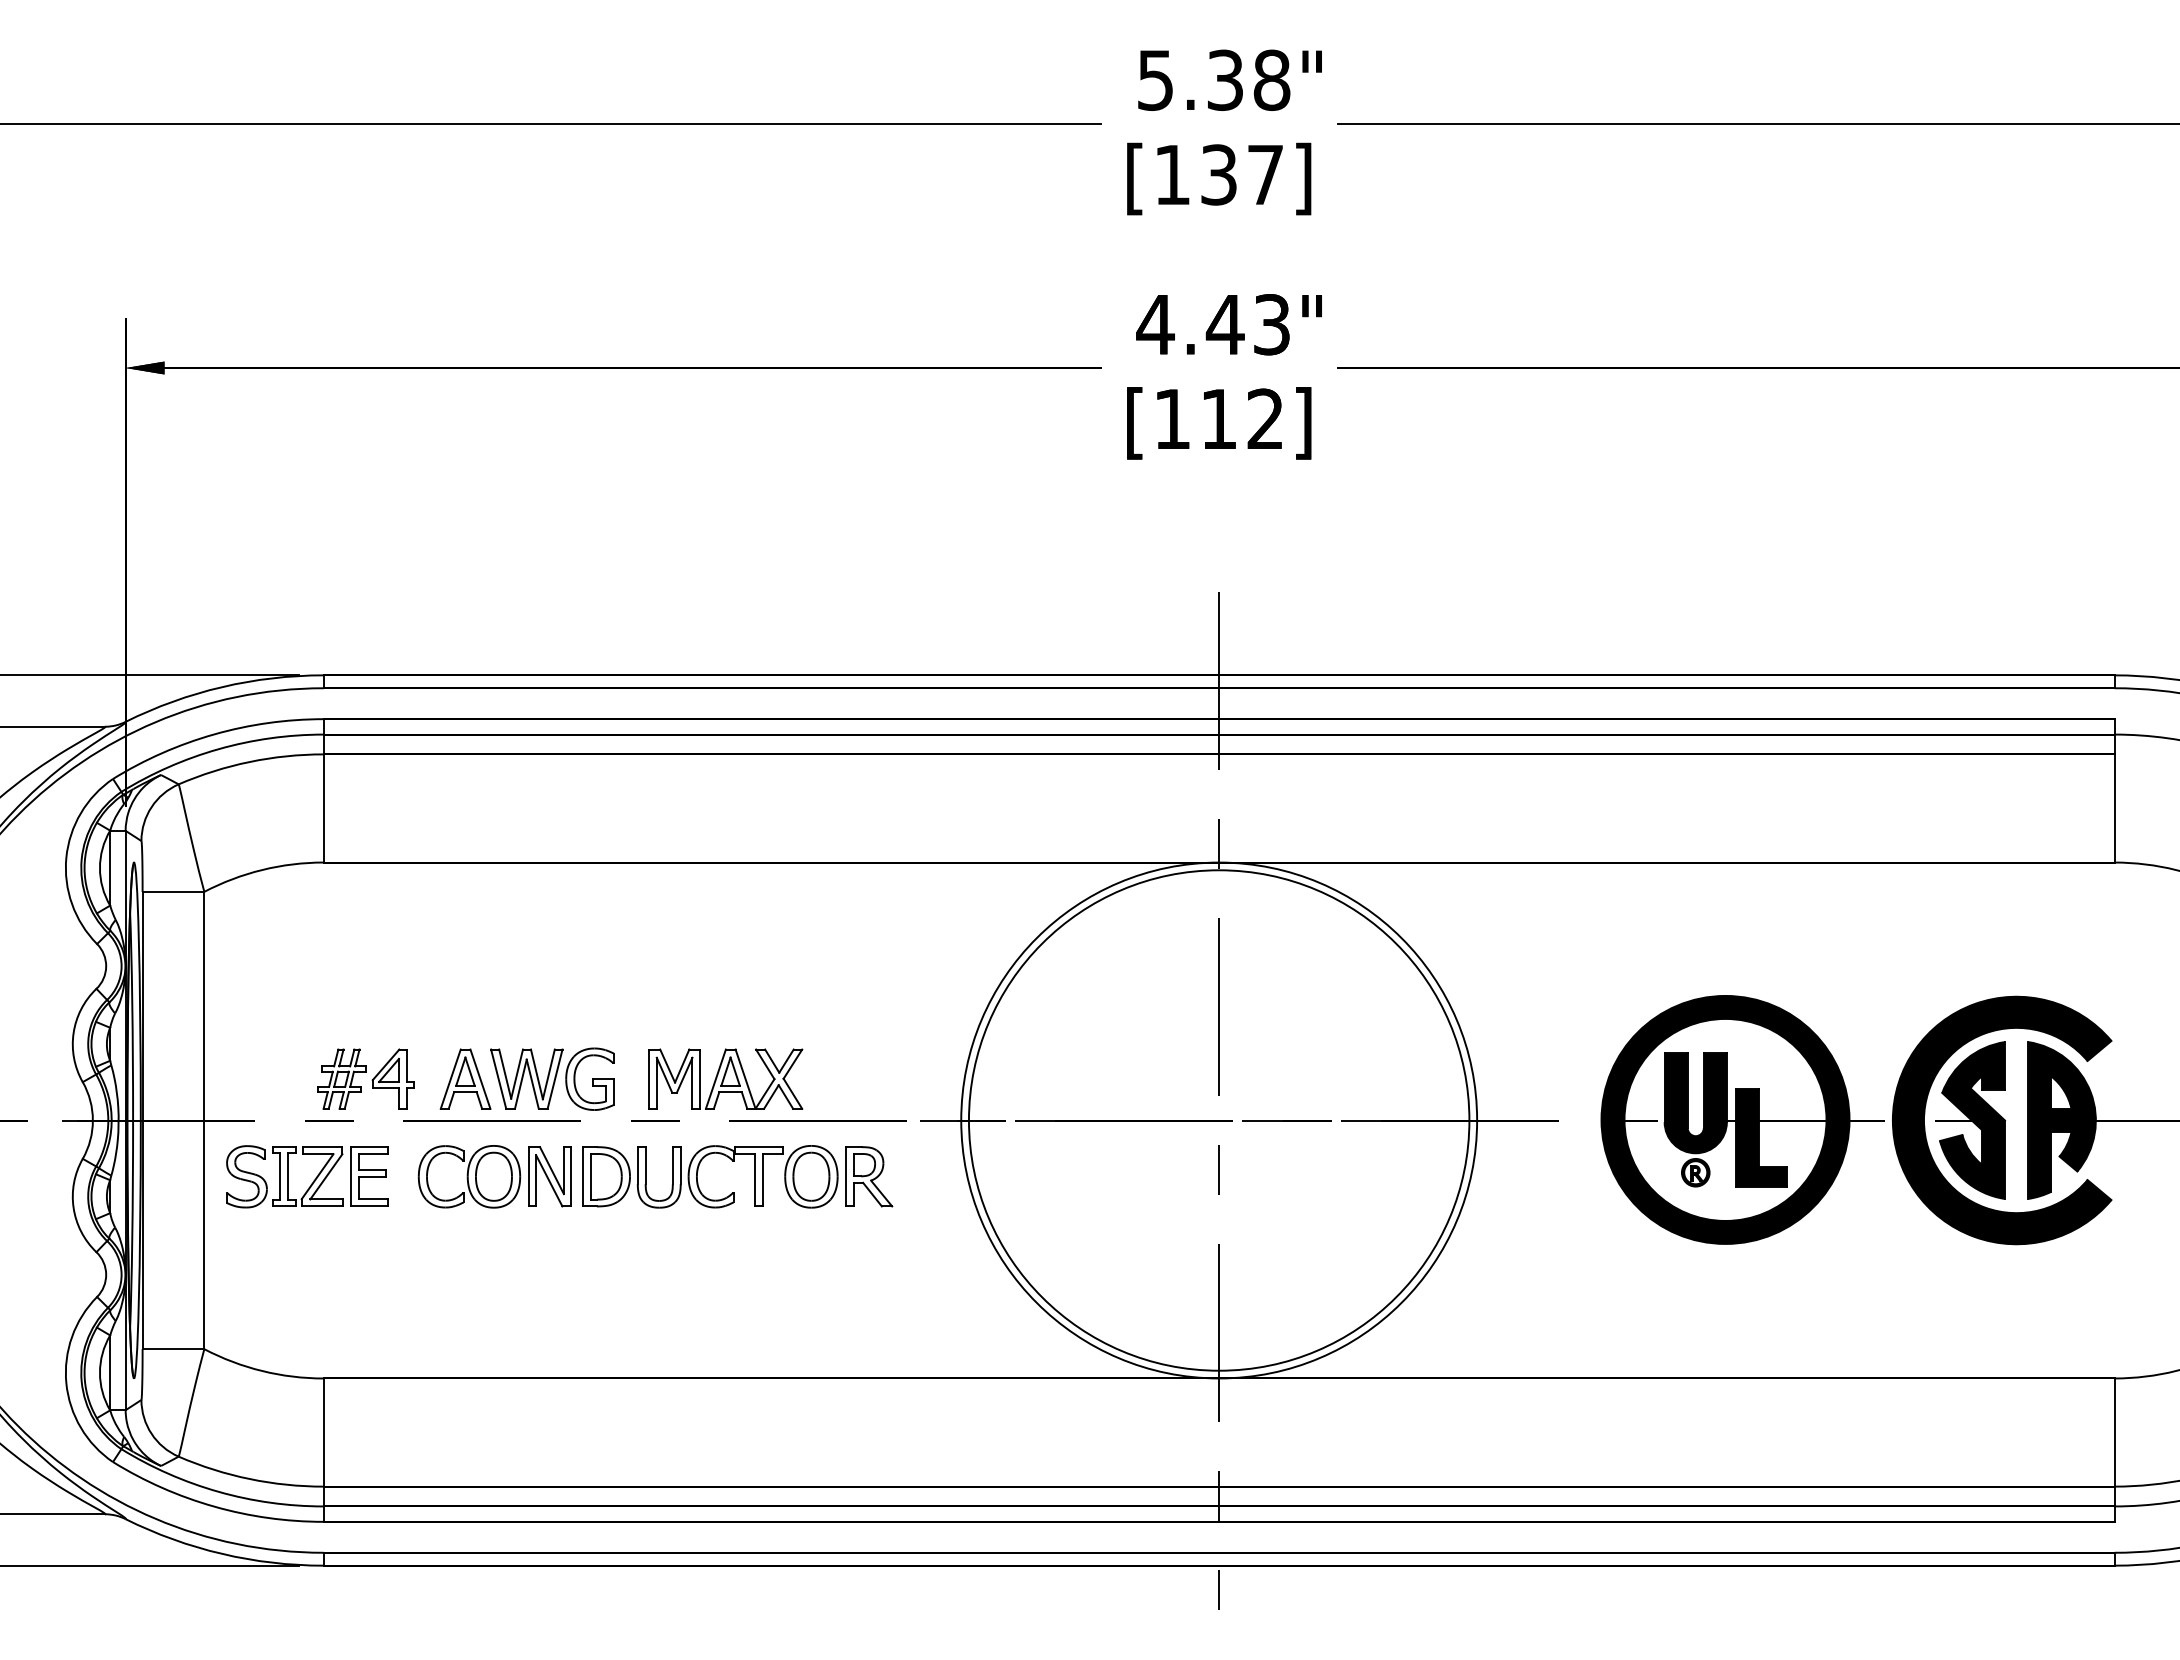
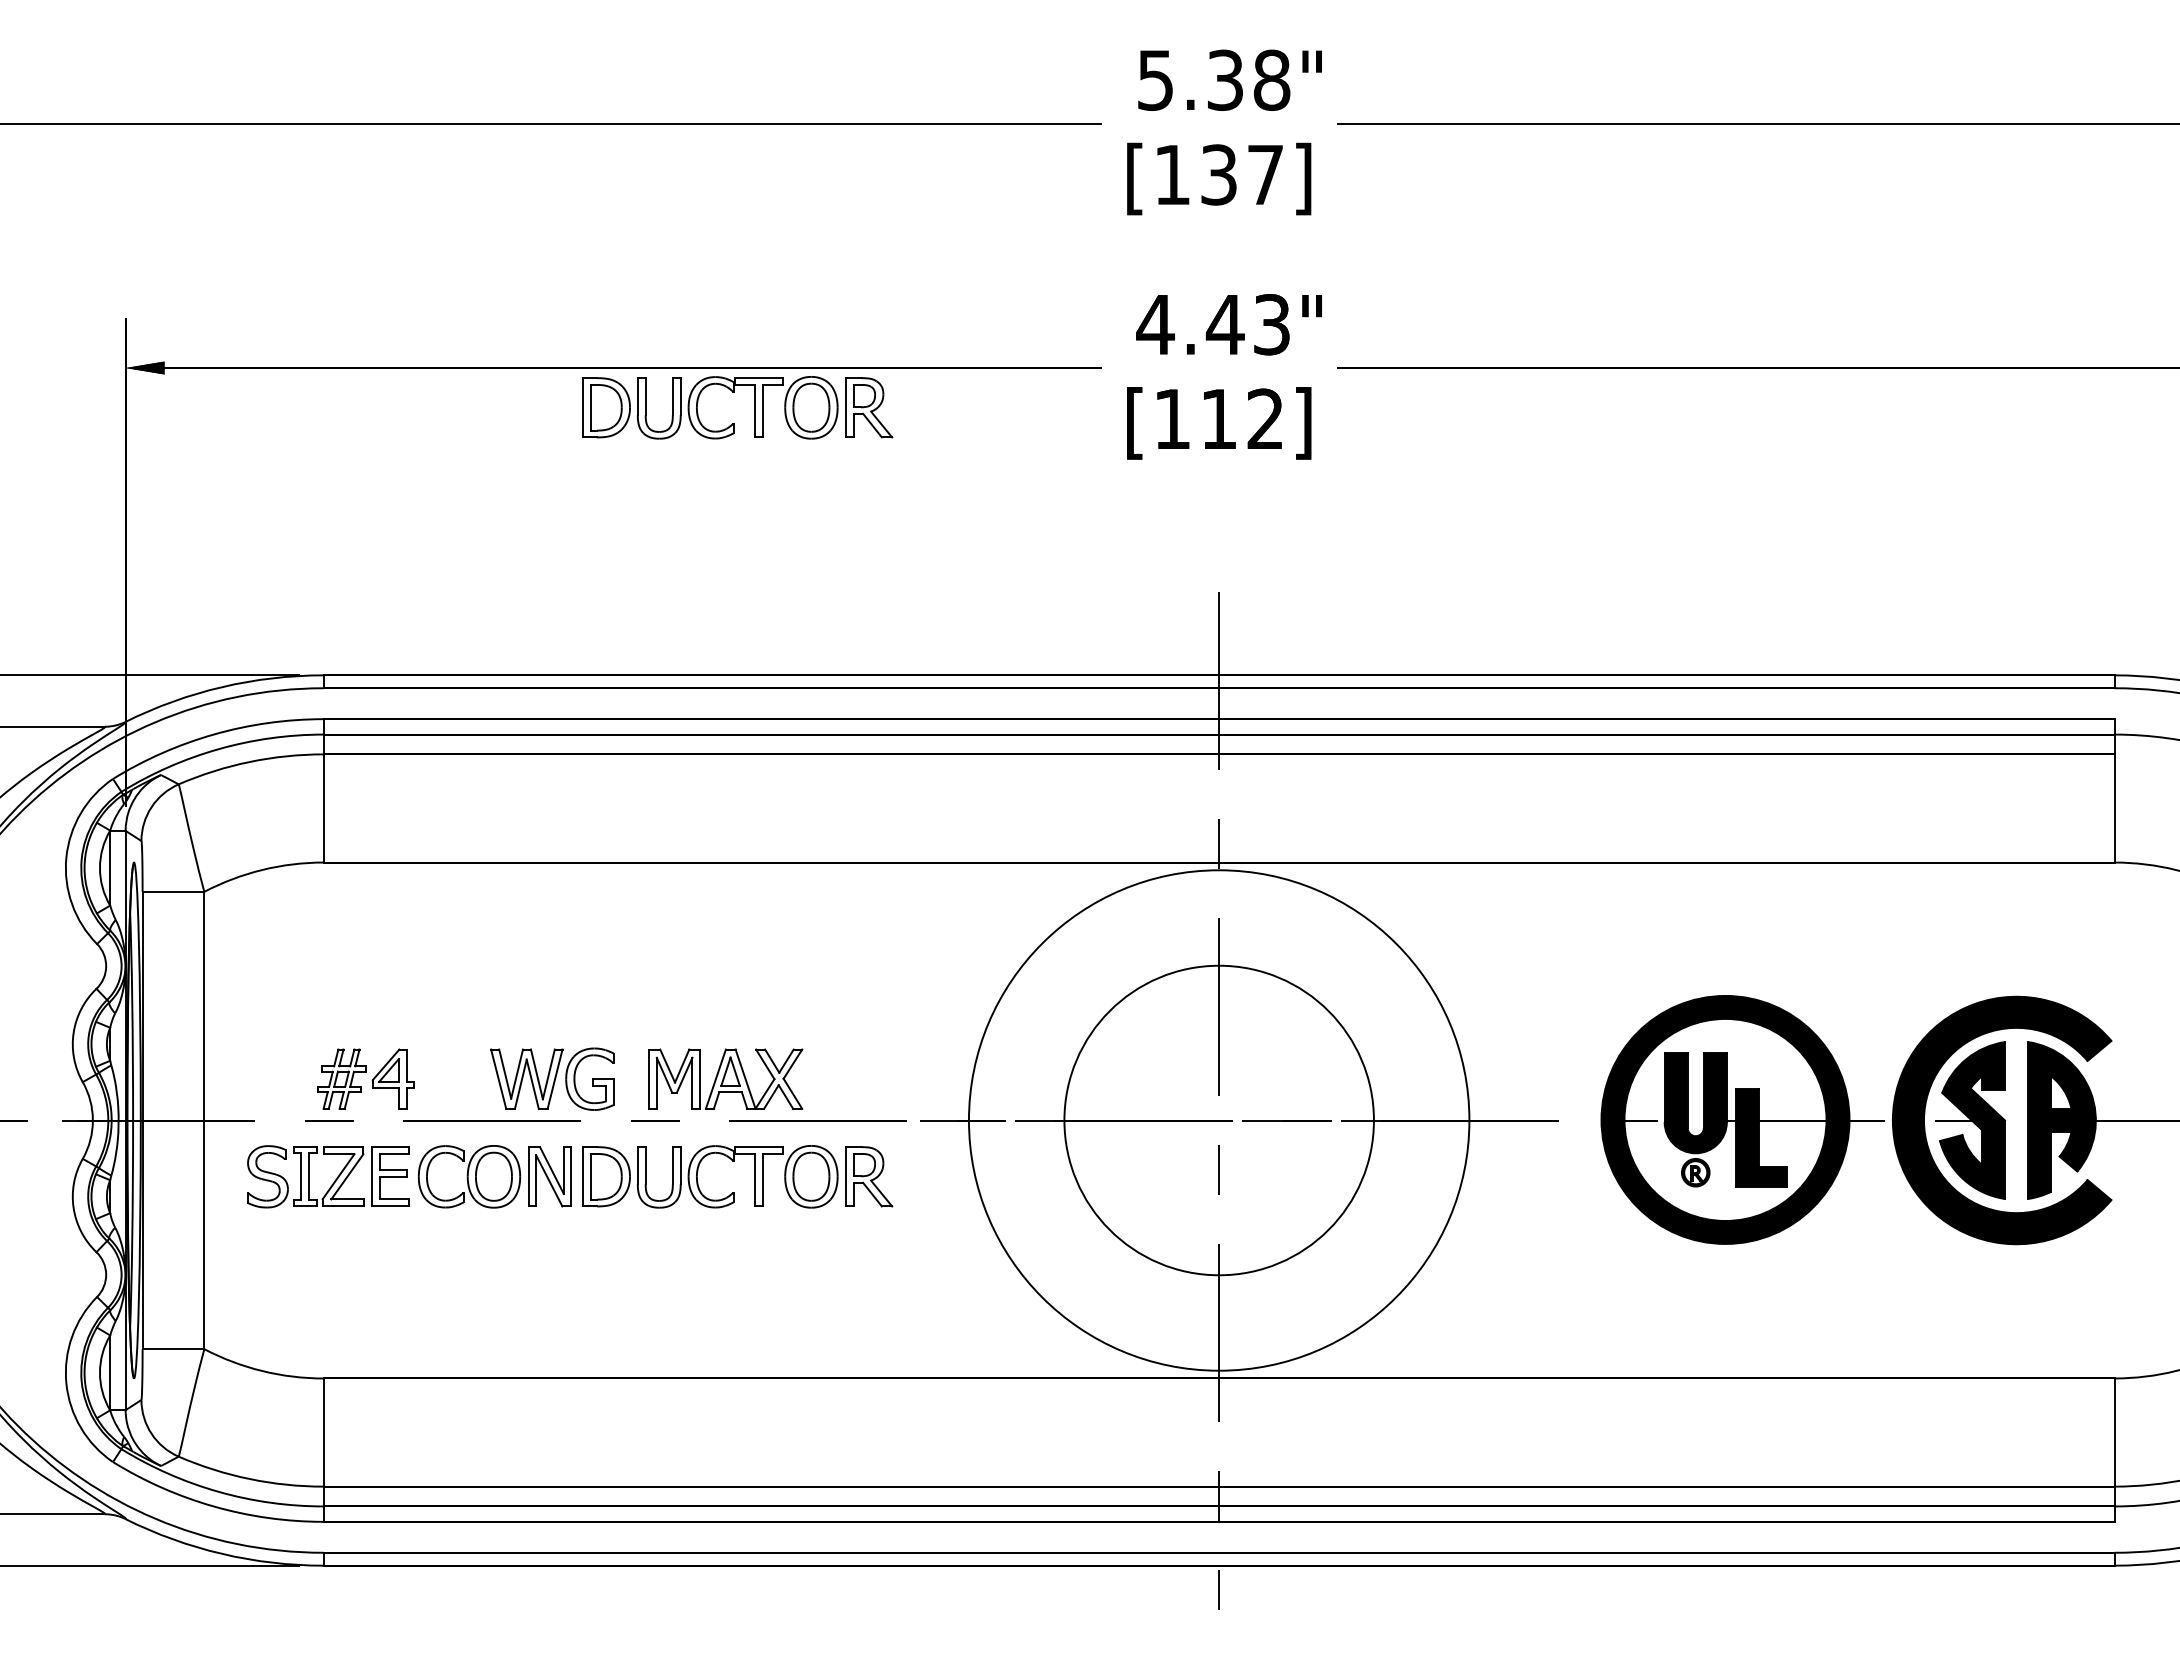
part: none -> present (734, 392)
part: present -> none (465, 1078)
circle diameter: 516 px -> 310 px (1218, 1120)
part position: (313, 1180) -> (334, 1180) (334, 1180)
